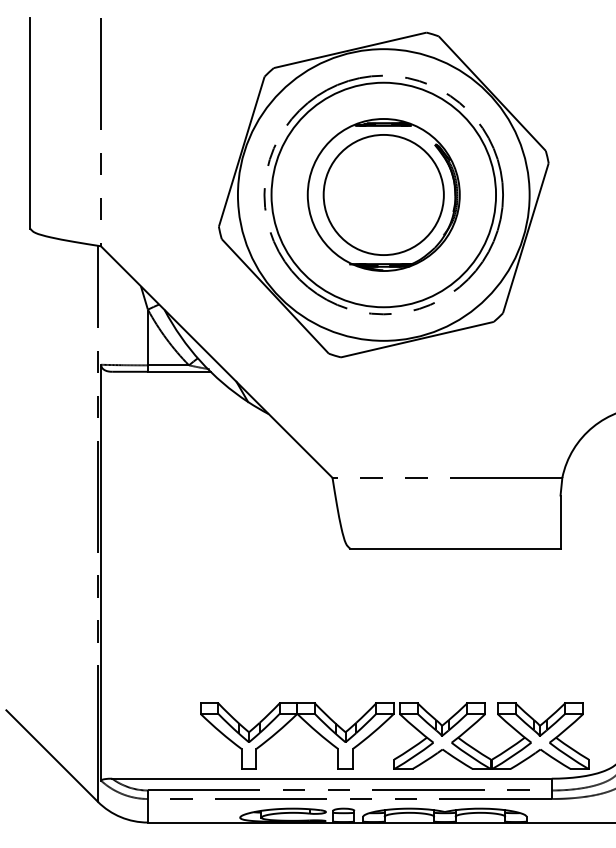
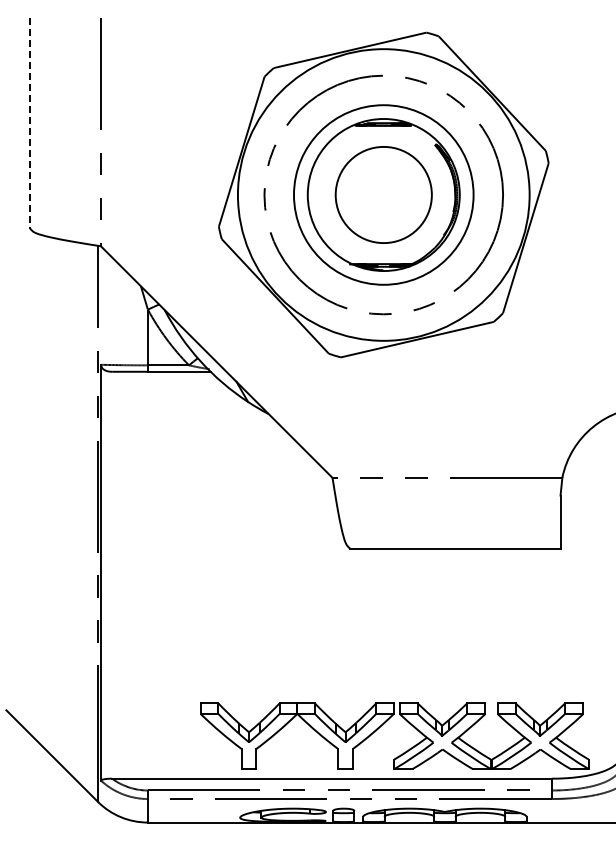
line: solid -> dashed (30, 123)
circle diameter: 120 px -> 96 px (383, 194)
circle diameter: 225 px -> 180 px (383, 194)
